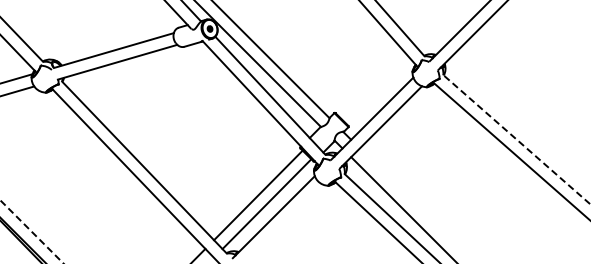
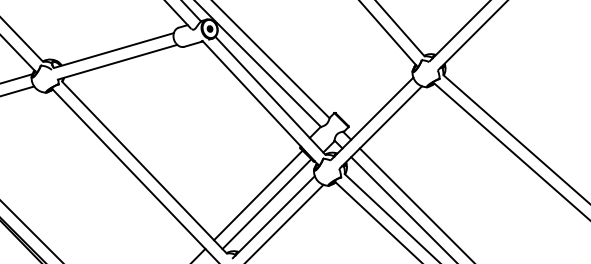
line: dashed -> solid (517, 140)
line: none -> present (415, 204)
line: none -> present (285, 222)
line: dashed -> solid (31, 231)
